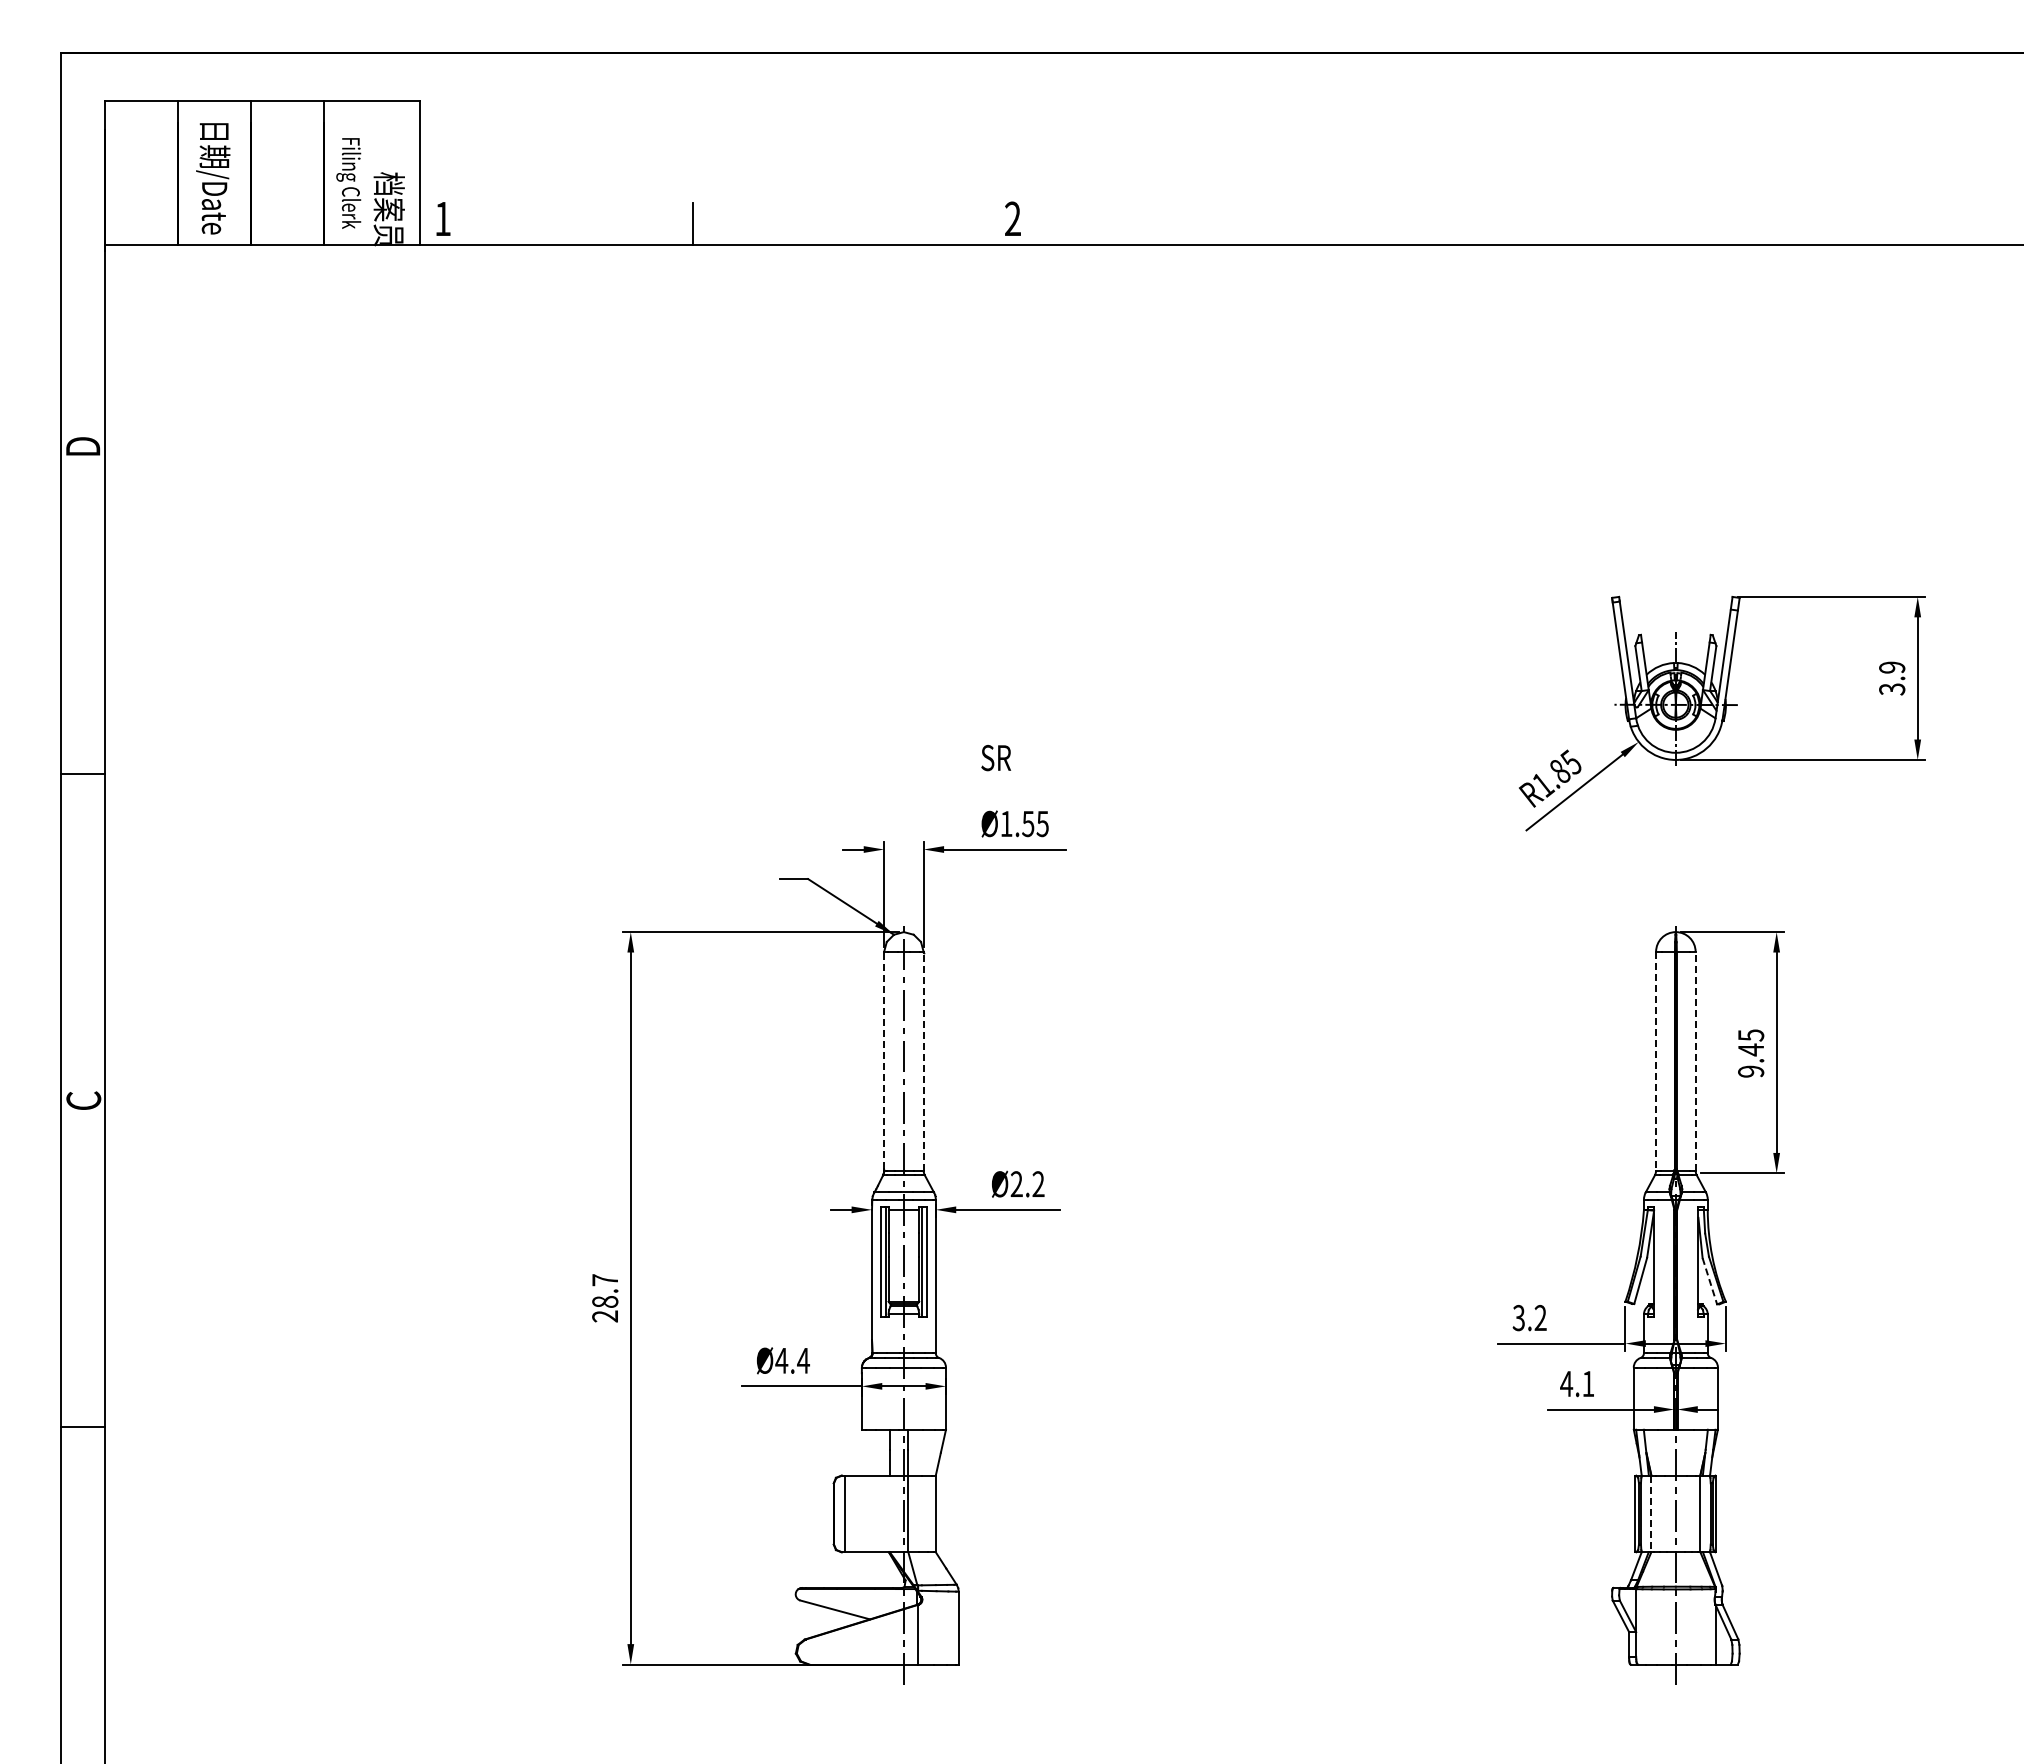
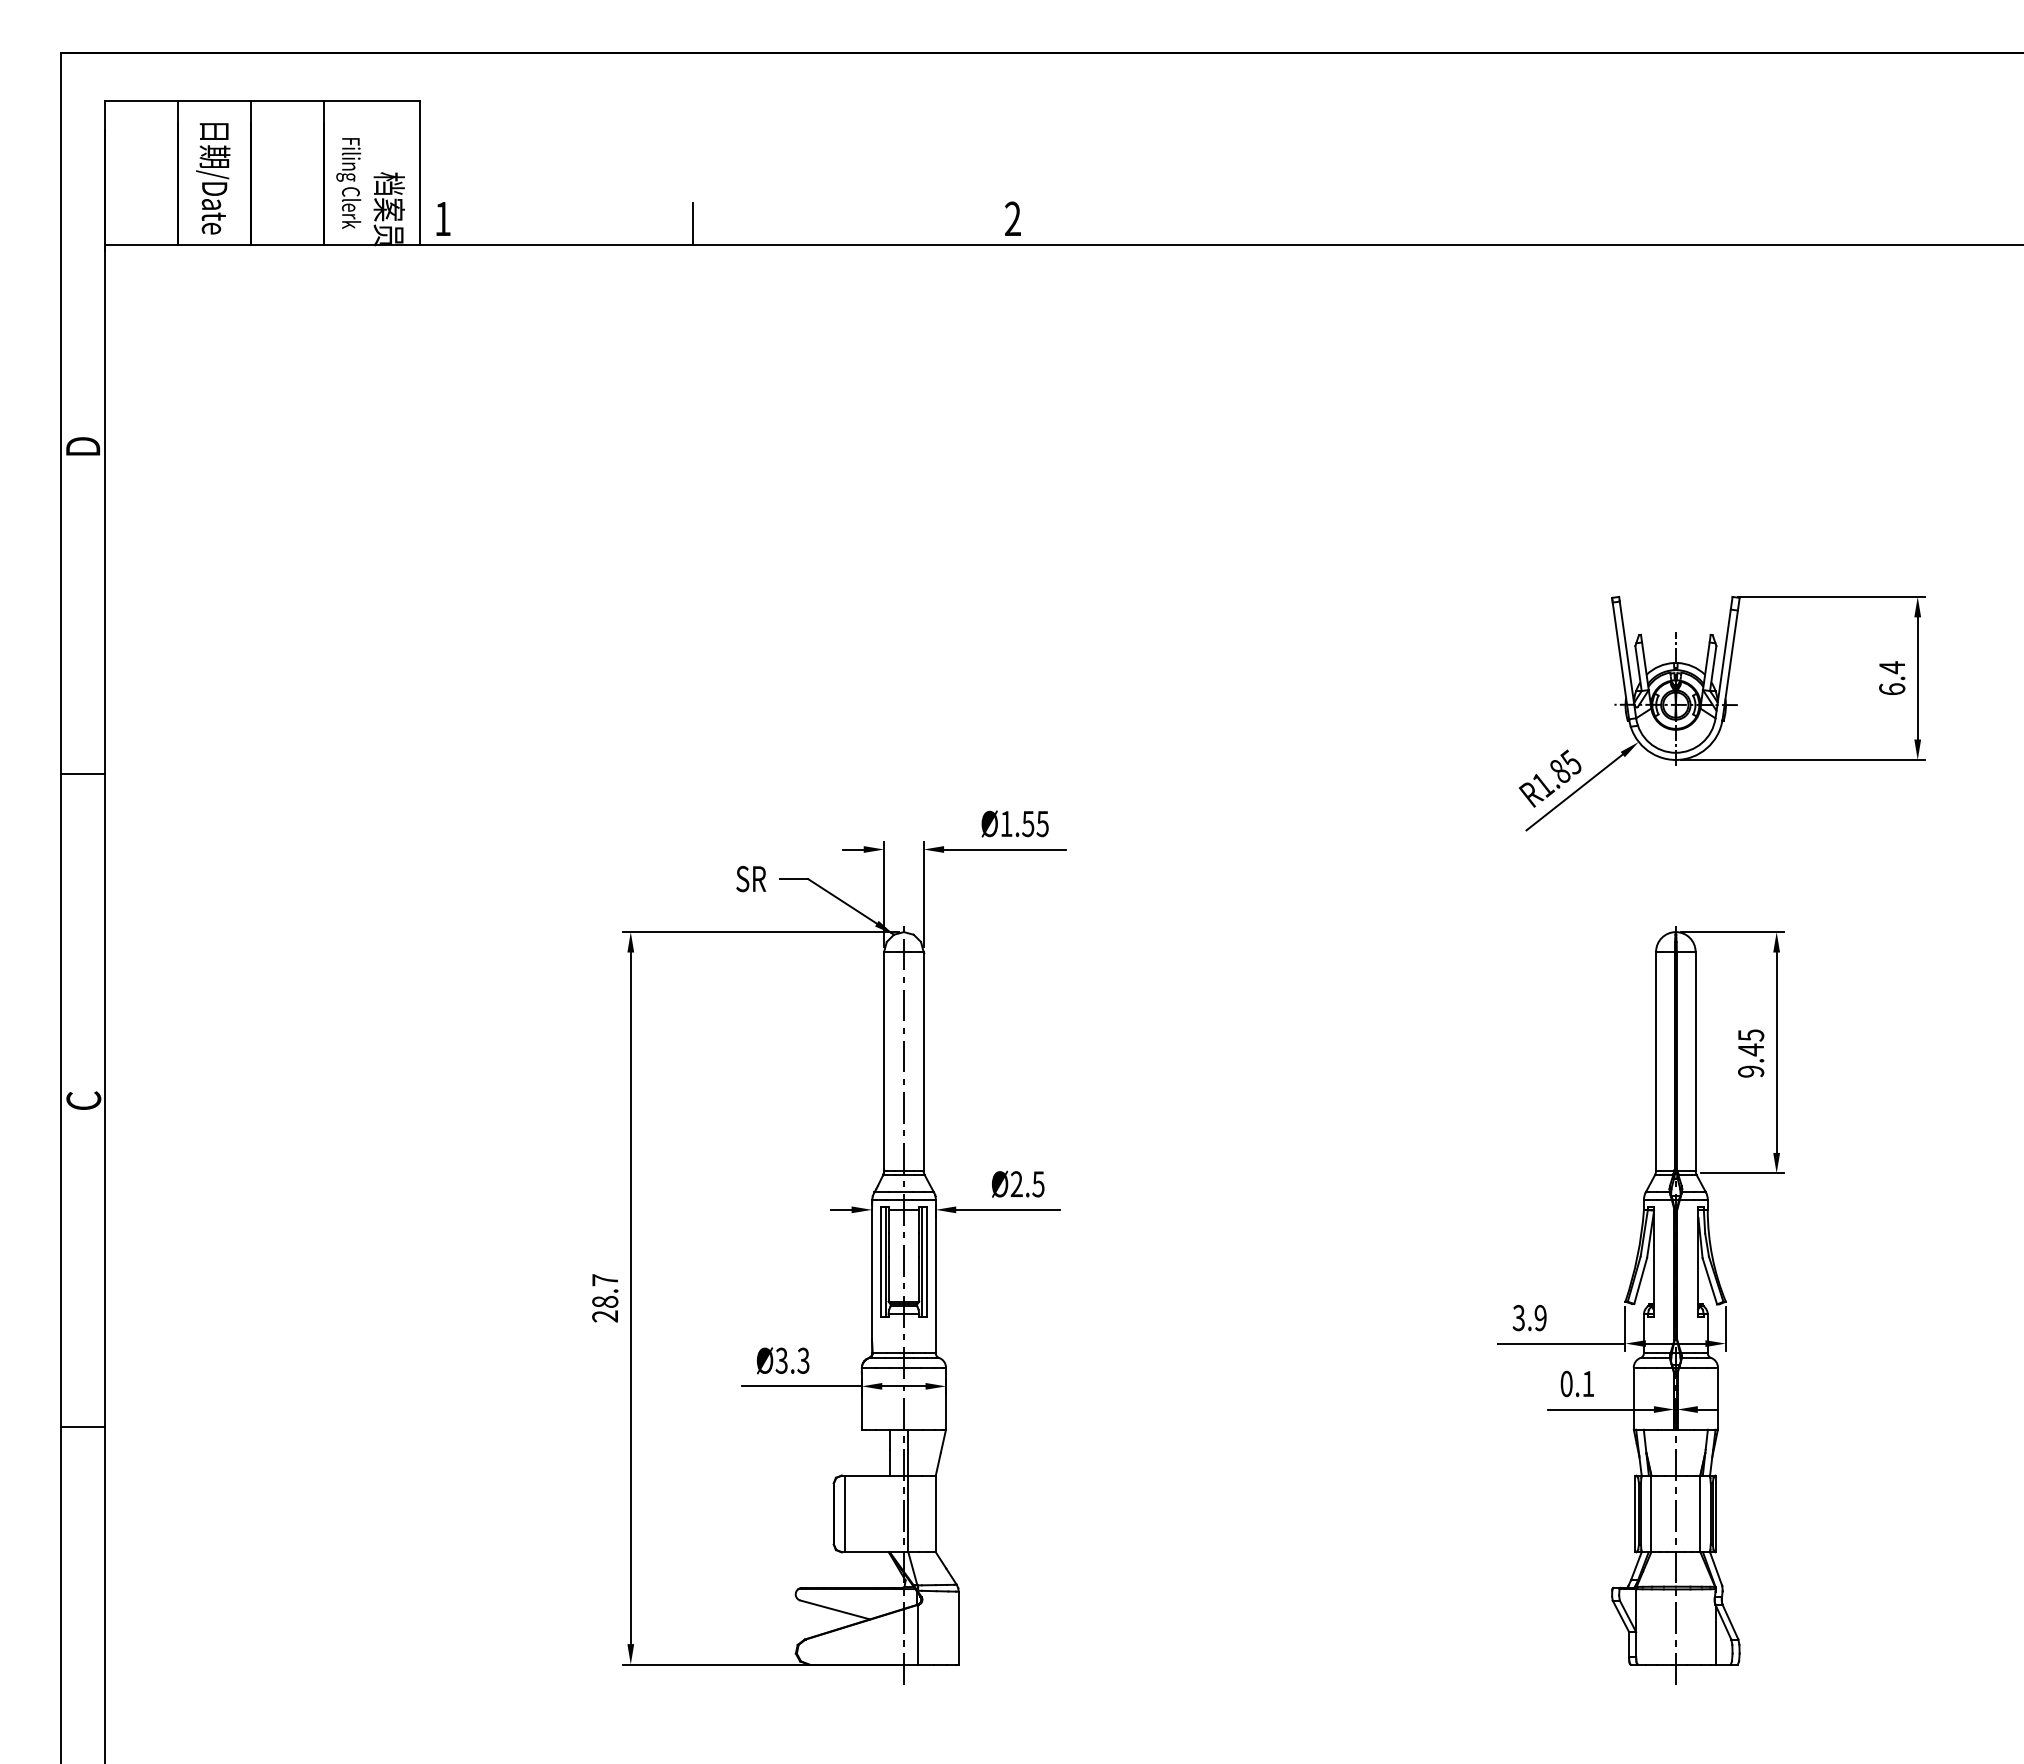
text: 3.9 -> 6.4 (1892, 678)
text position: (996, 758) -> (751, 879) (751, 879)
line: dashed -> solid (884, 1060)
line: dashed -> solid (1695, 1060)
line: dashed -> solid (923, 1061)
line: dashed -> solid (1656, 1061)
text: Ø2.2 -> Ø2.5 (1038, 1184)
line: dashed -> solid (1710, 1281)
text: 3.2 -> 3.9 (1540, 1318)
text: Ø4.4 -> Ø3.3 (792, 1360)
text: 4.1 -> 0.1 (1566, 1383)
line: dashed -> solid (1651, 1514)
